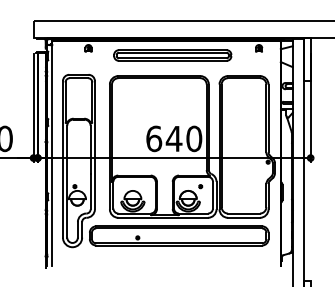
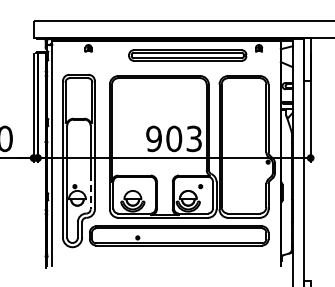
part position: (172, 55) -> (187, 55) (187, 55)
text: 640 -> 903 (174, 138)
line: solid -> dashed (90, 191)
